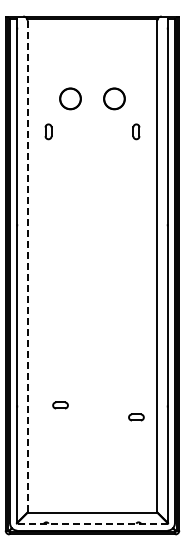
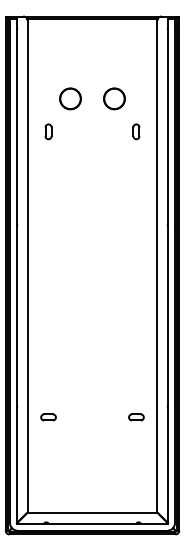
line: dashed -> solid (27, 266)
part position: (60, 405) -> (48, 417) (48, 417)
line: dashed -> solid (92, 523)
